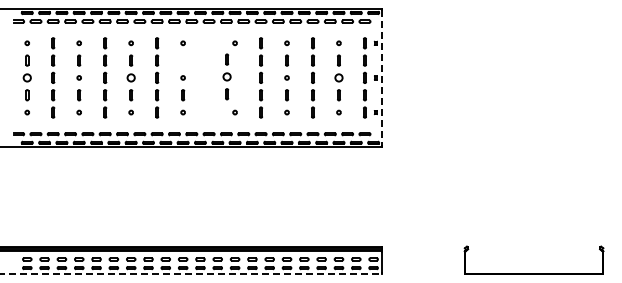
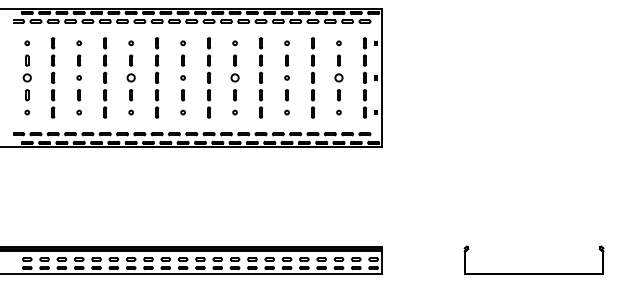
part: none -> present (183, 60)
part position: (226, 76) -> (234, 77) (234, 77)
line: none -> present (209, 77)
line: dashed -> solid (382, 78)
line: dashed -> solid (191, 274)
